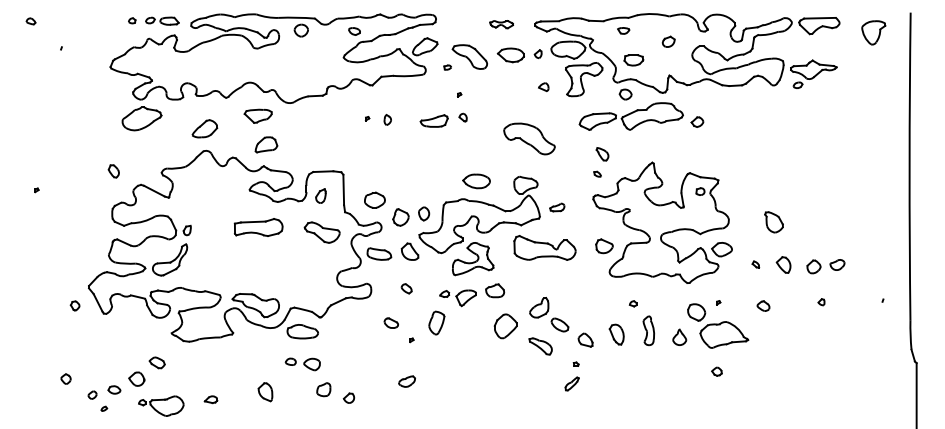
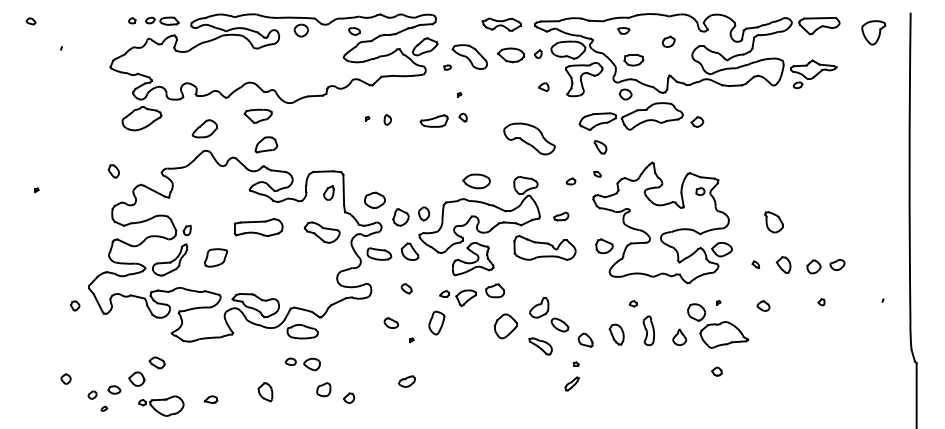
part size: 25x10 px -> 41x15 px (501, 24)
part position: (602, 154) -> (600, 147) (600, 147)
part: none -> present (570, 181)
part position: (320, 195) -> (328, 192) (328, 192)
part position: (557, 207) -> (561, 216) (561, 216)
part: none -> present (216, 257)
